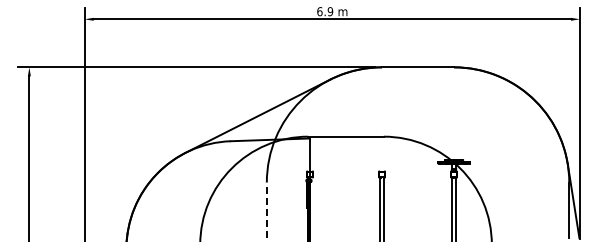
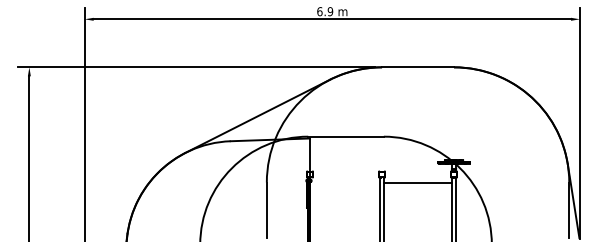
line: none -> present (418, 182)
line: dashed -> solid (266, 210)
